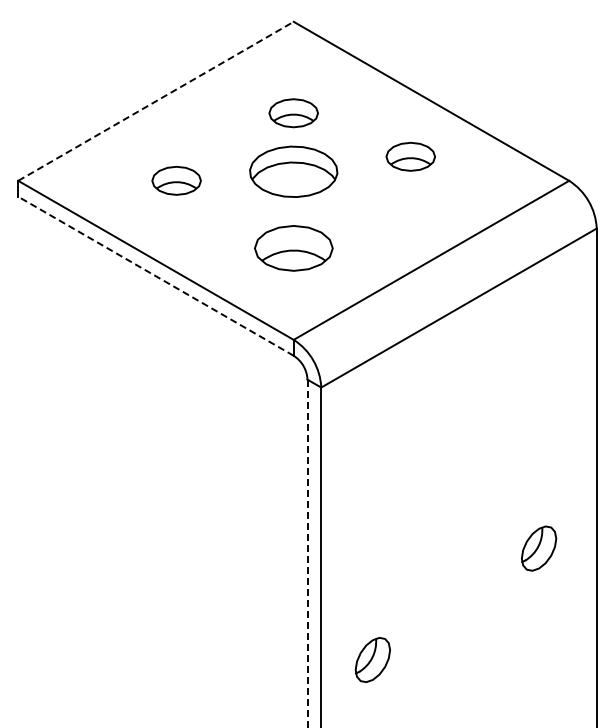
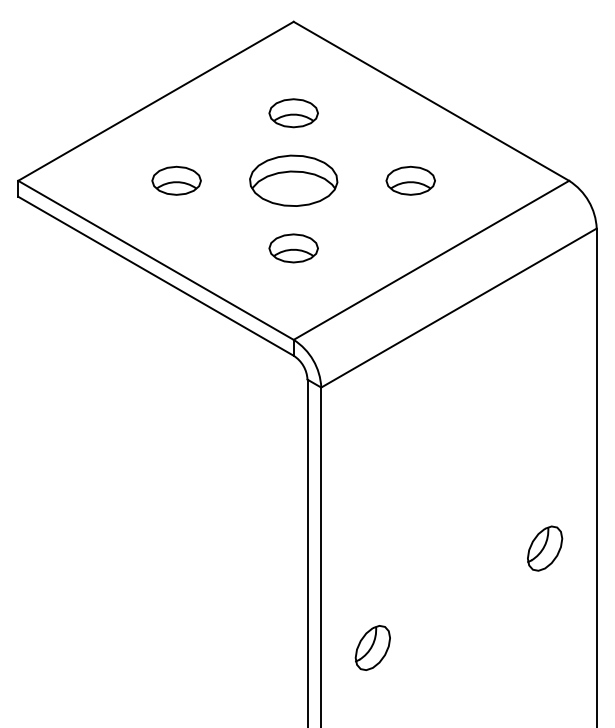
line: dashed -> solid (156, 101)
part position: (410, 156) -> (410, 180) (410, 180)
part position: (293, 171) -> (293, 180) (293, 180)
part size: 80x47 px -> 51x31 px (293, 248)
line: dashed -> solid (155, 276)
part position: (539, 548) -> (545, 548) (545, 548)
line: dashed -> solid (307, 553)
part position: (372, 659) -> (372, 647) (372, 647)
